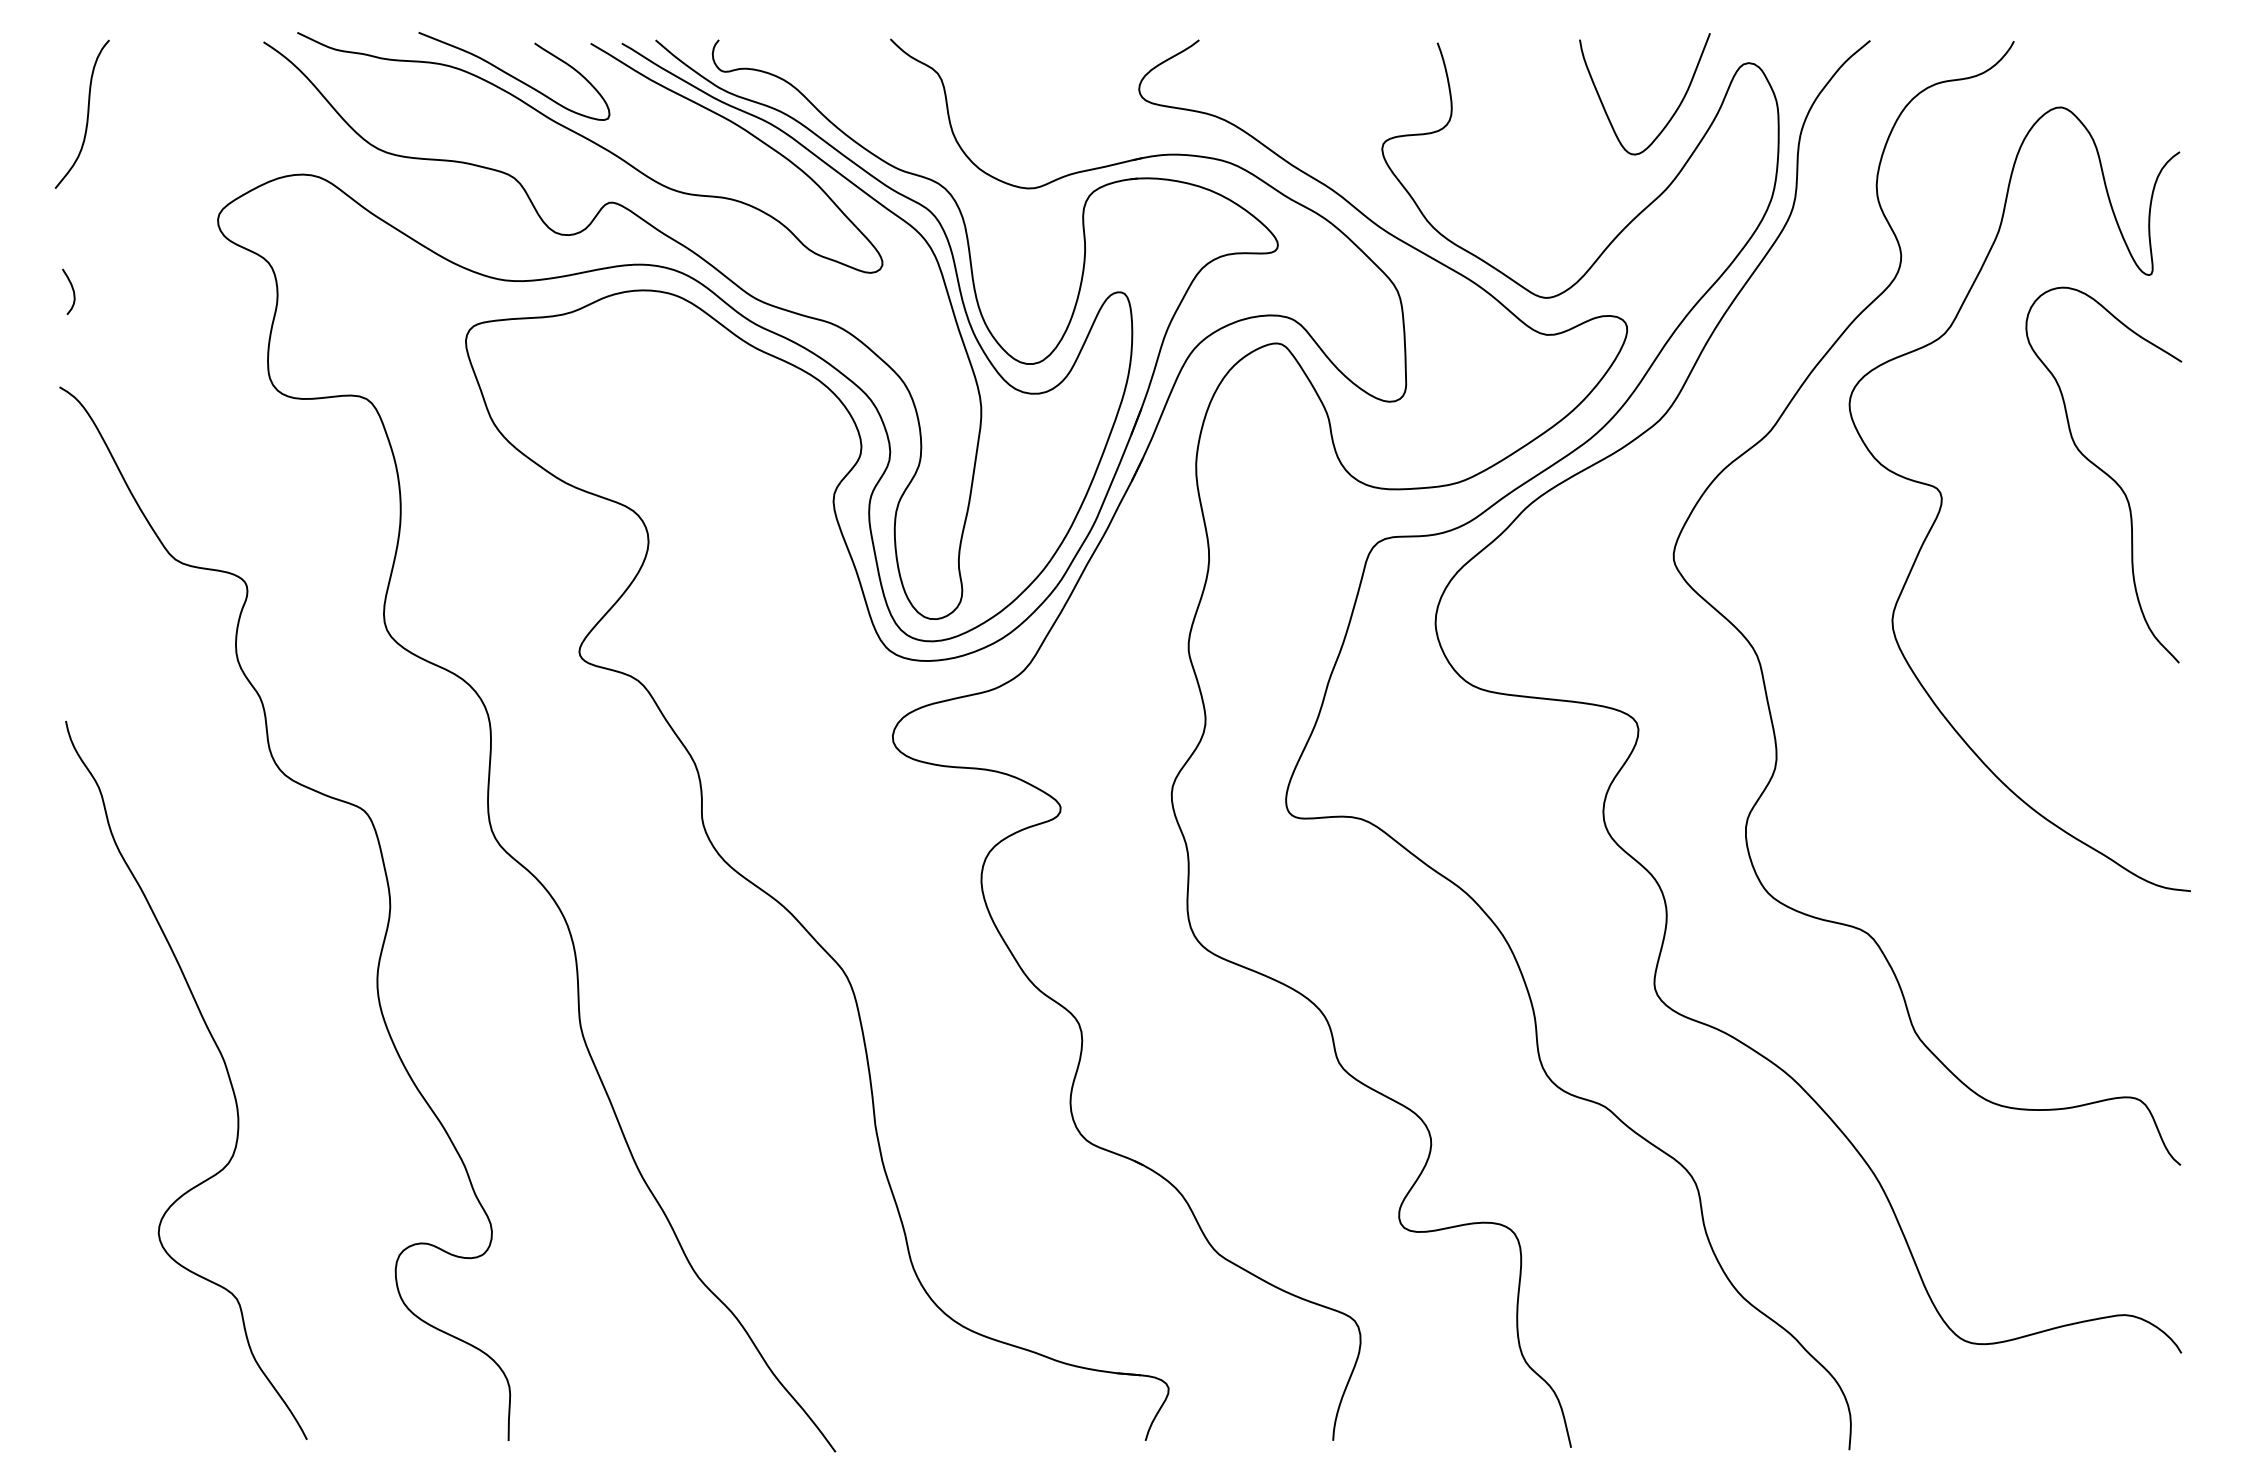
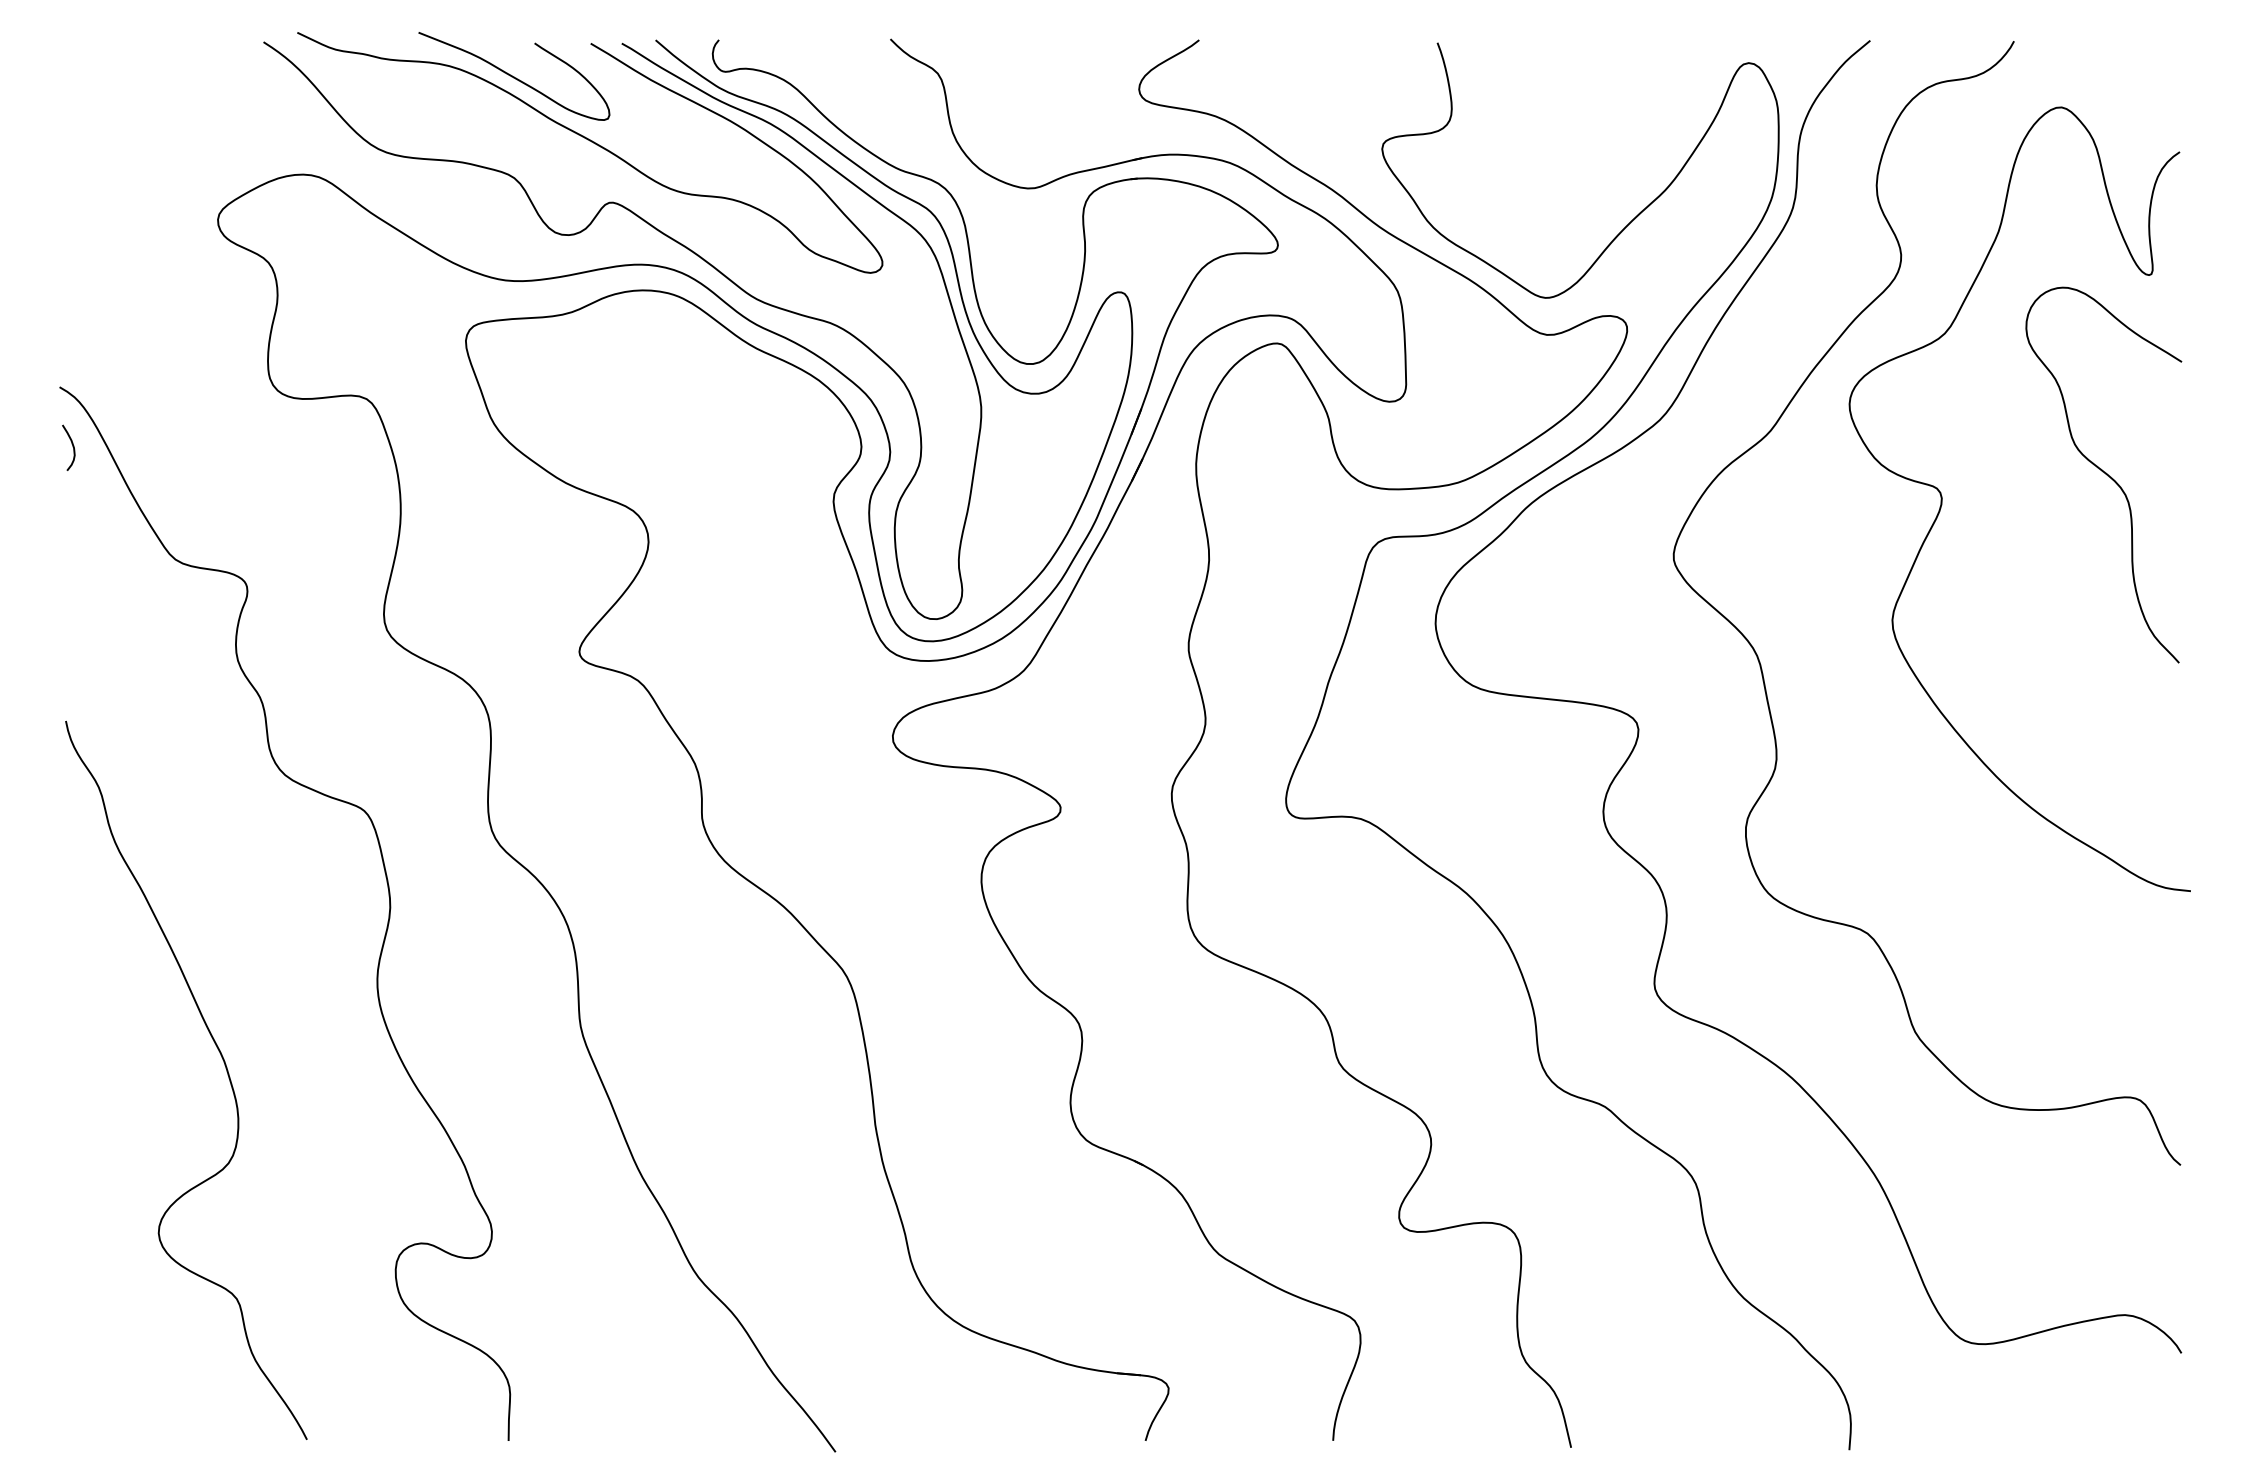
curve: present -> none (87, 113)
curve: present -> none (1673, 113)
curve position: (72, 291) -> (72, 447) (72, 447)
